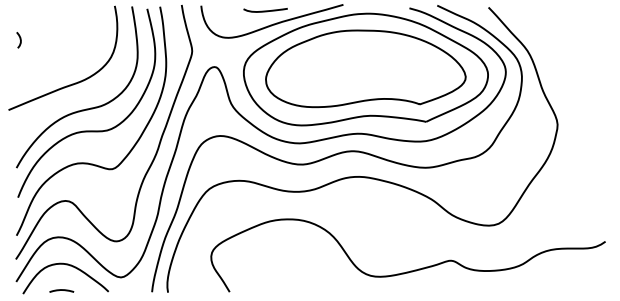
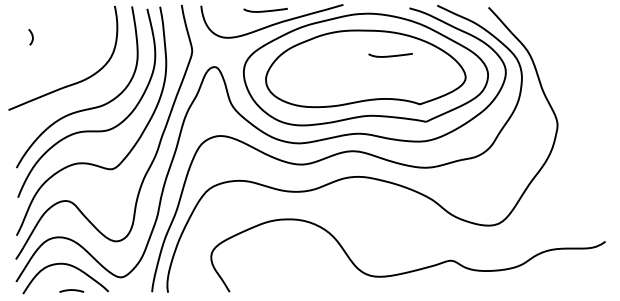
curve position: (19, 39) -> (31, 36) (31, 36)
curve: none -> present (390, 55)
line position: (61, 290) -> (71, 290) (71, 290)
